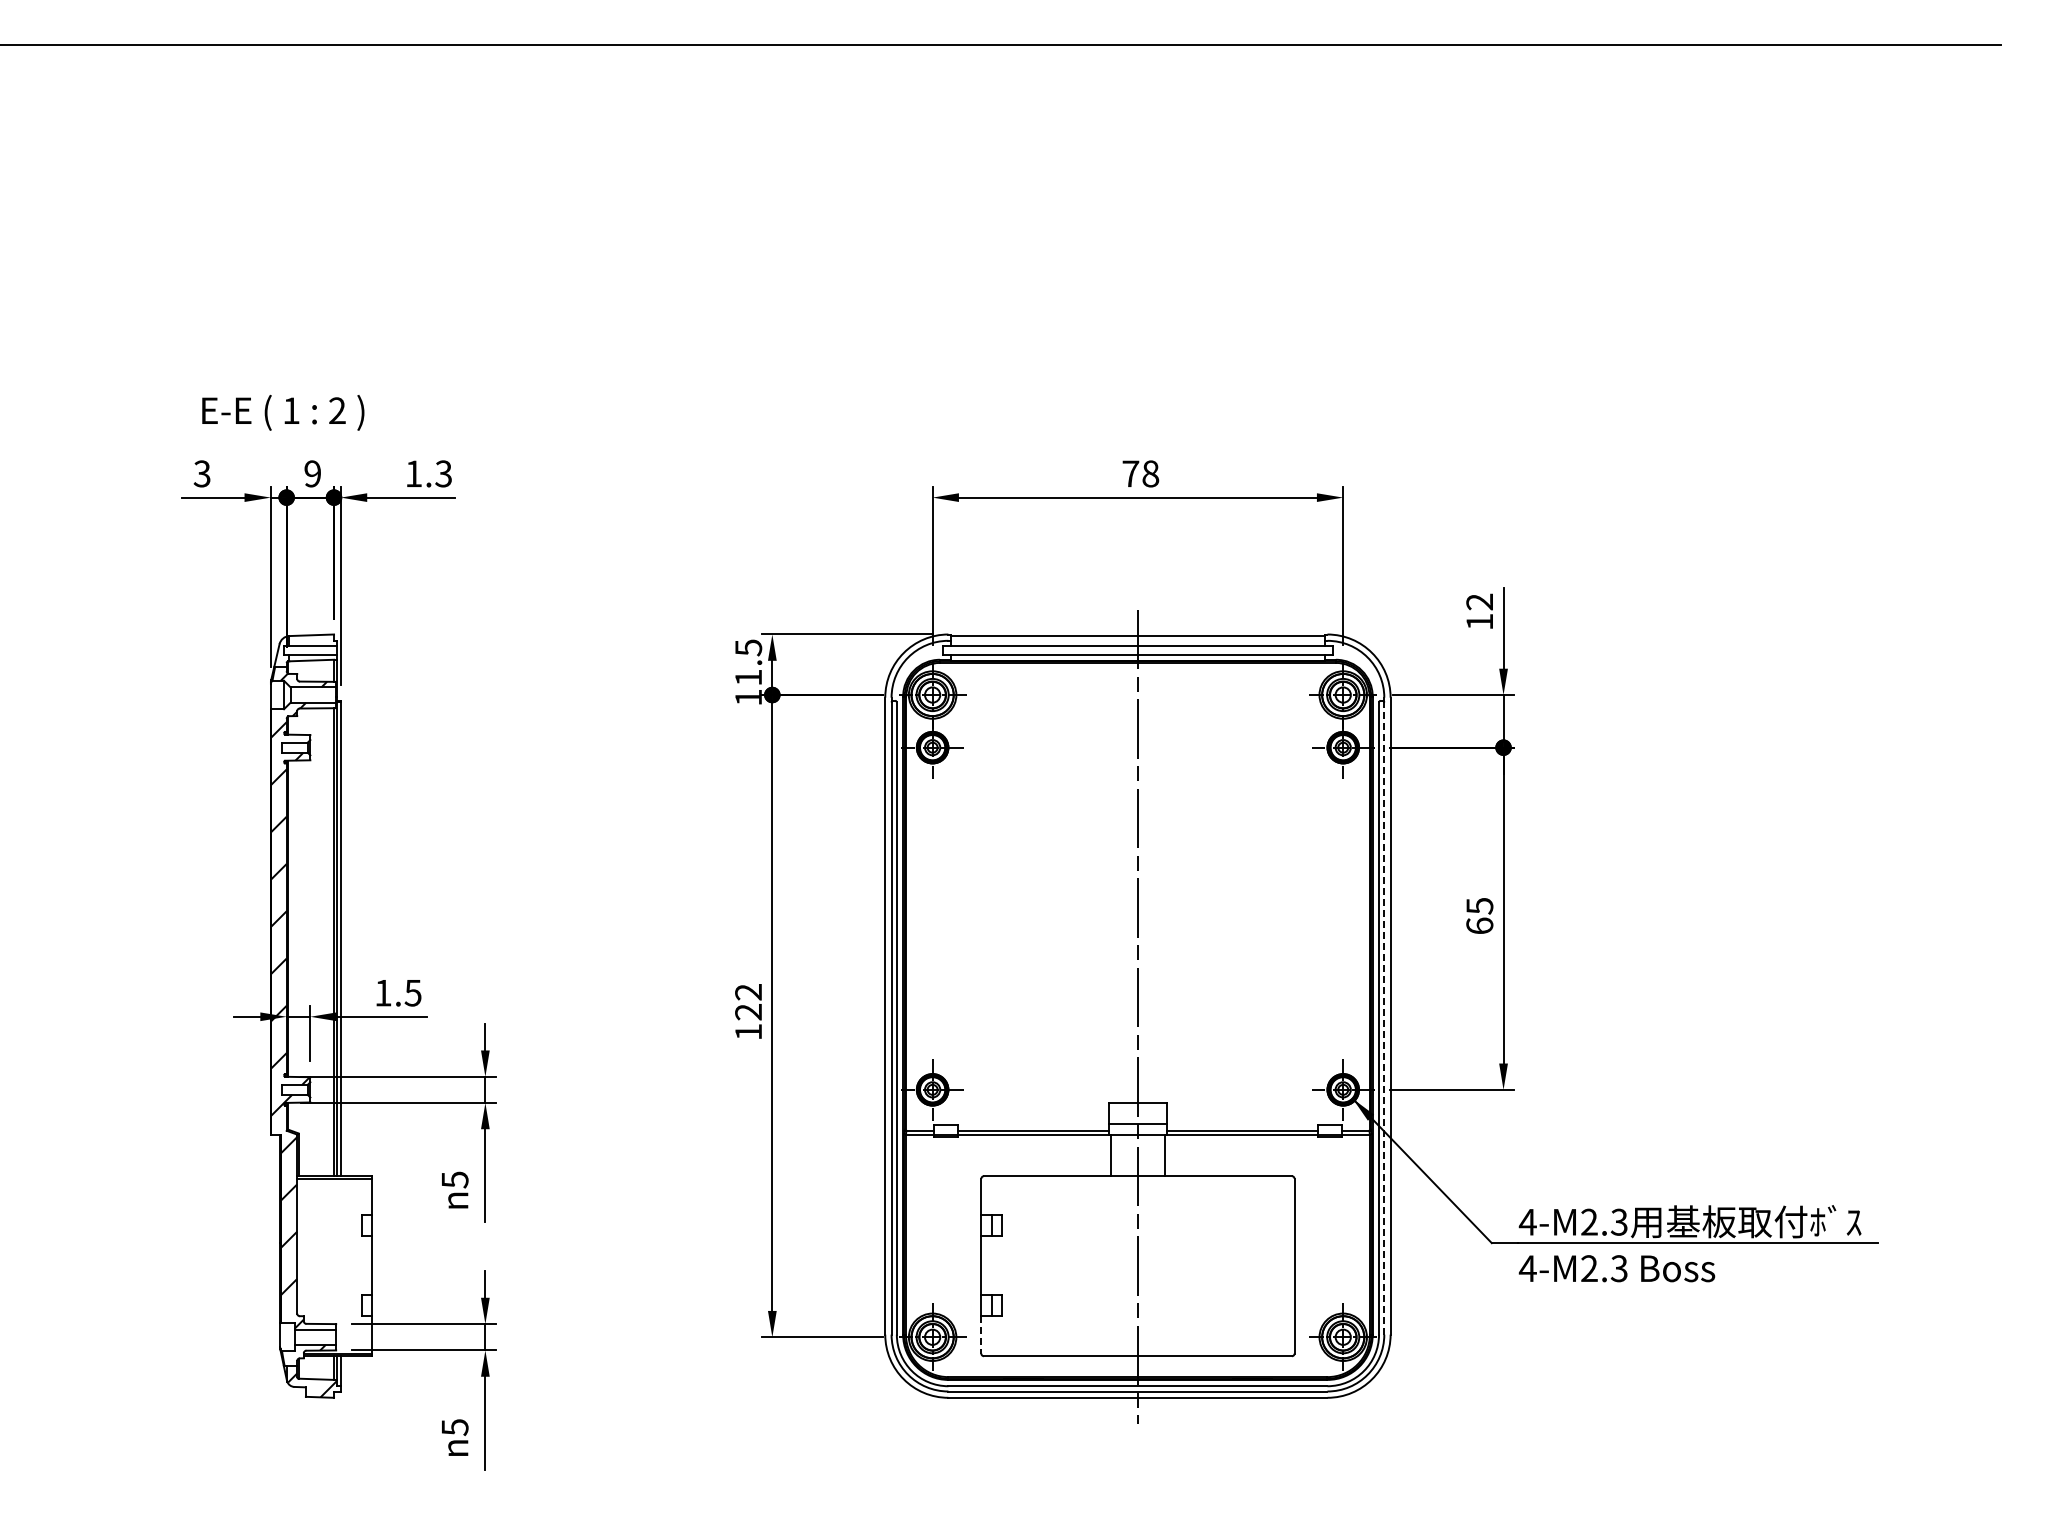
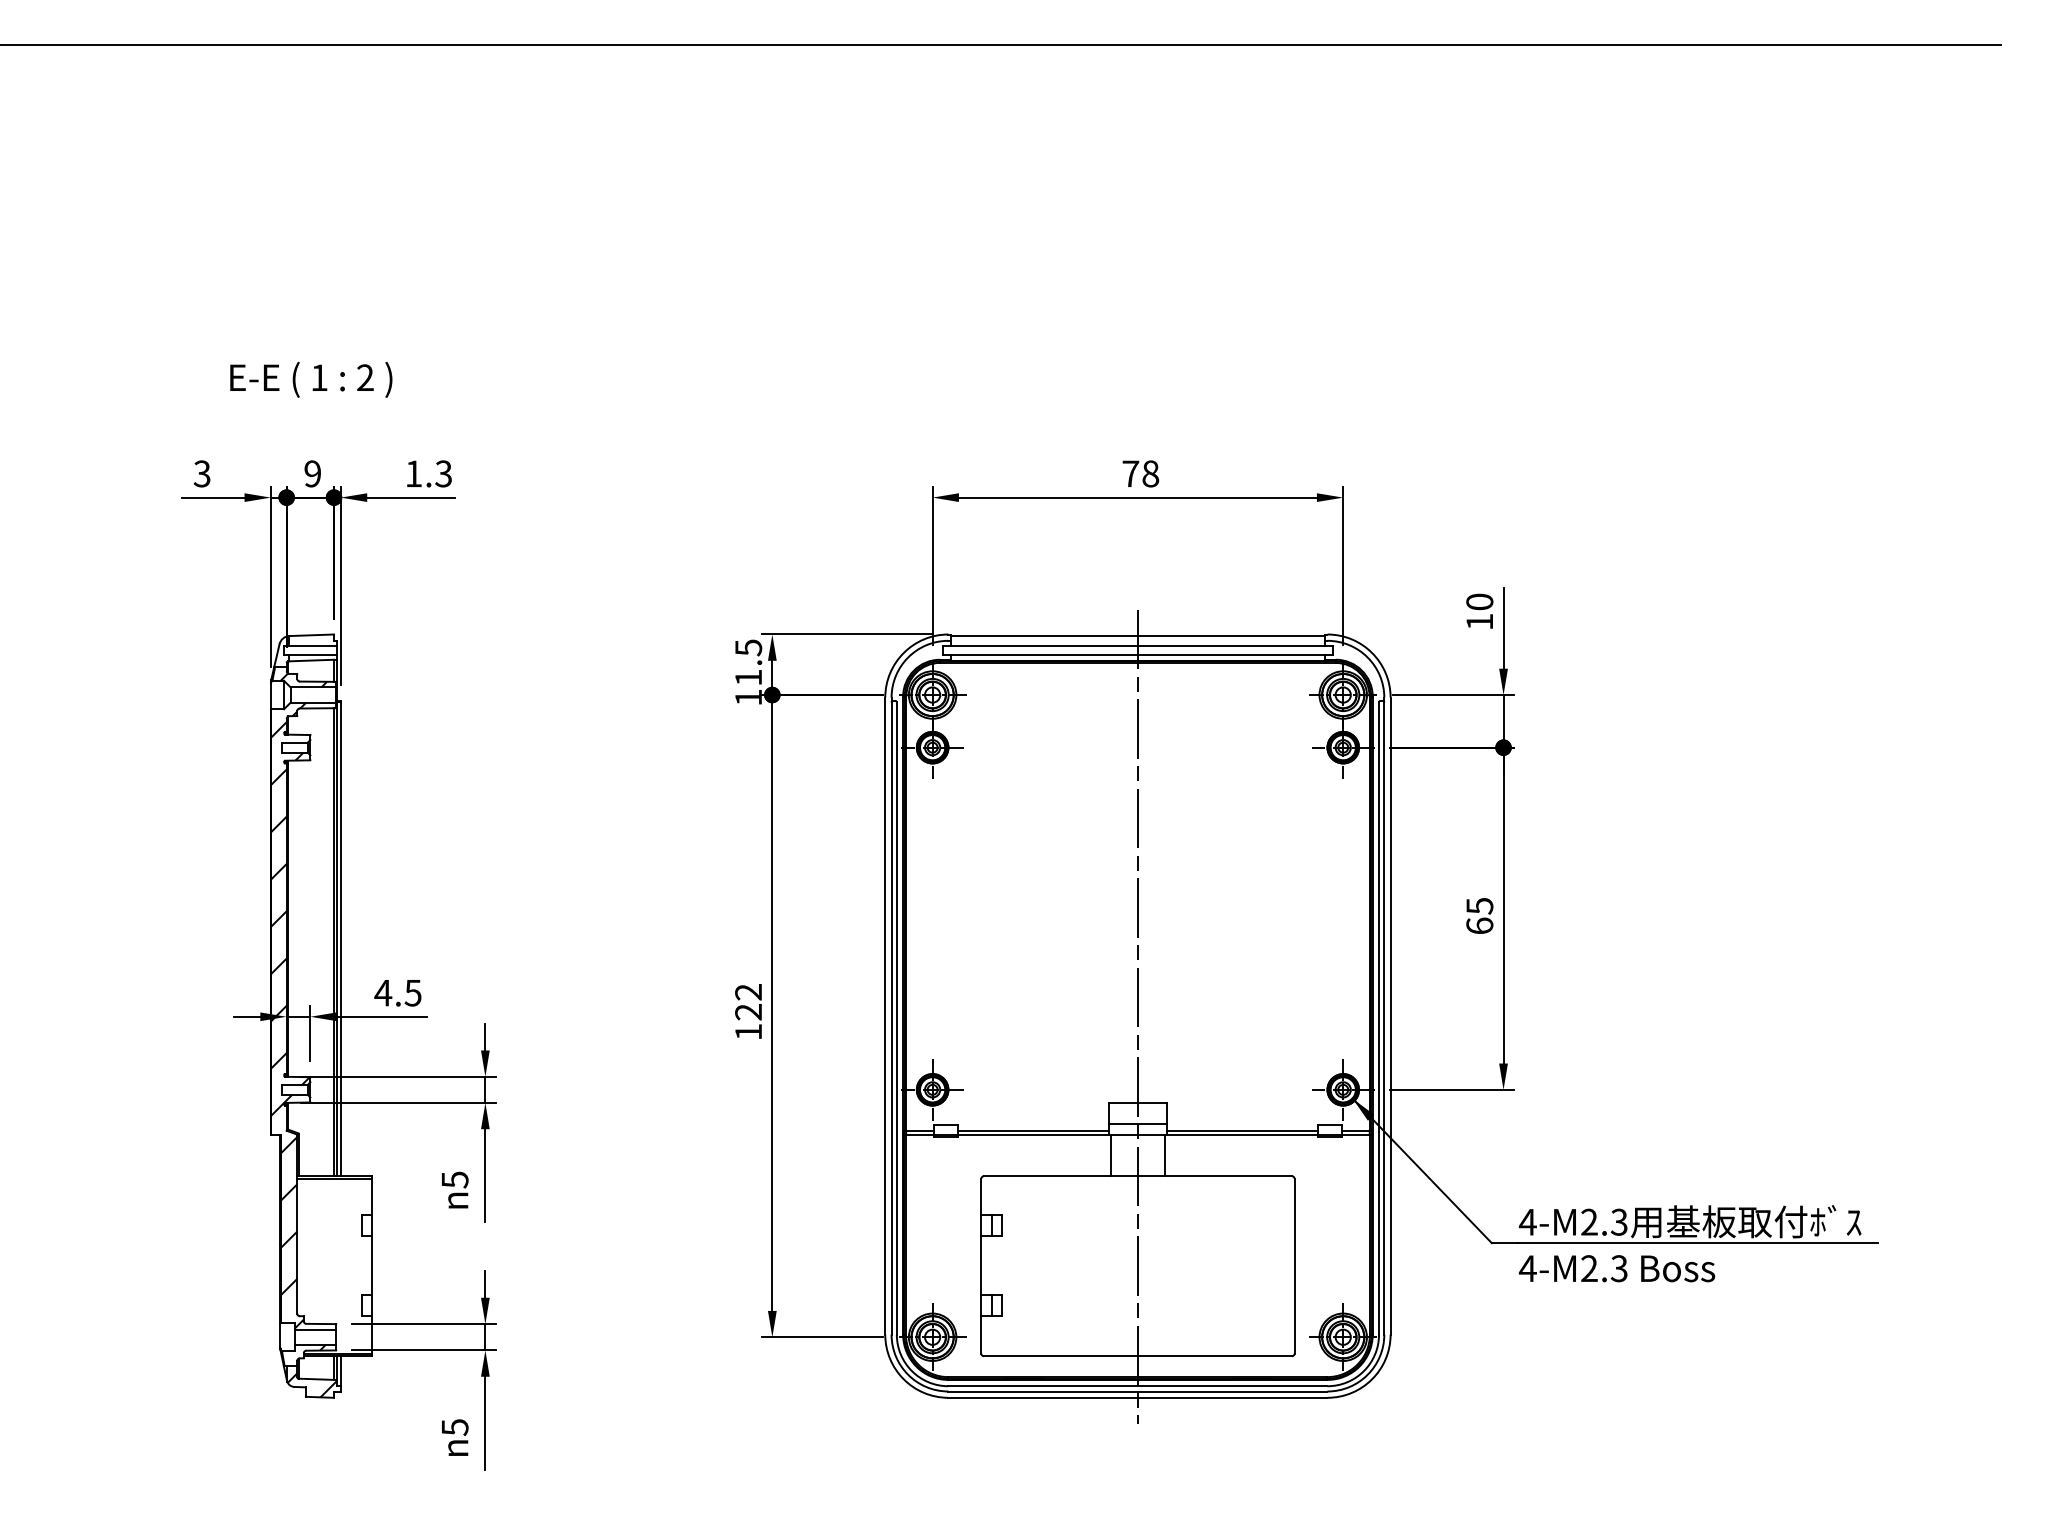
text position: (283, 412) -> (311, 379) (311, 379)
text: 12 -> 10 (1479, 601)
text: 1.5 -> 4.5 (383, 993)
line: dashed -> solid (1384, 1018)
line: dashed -> solid (981, 1335)
